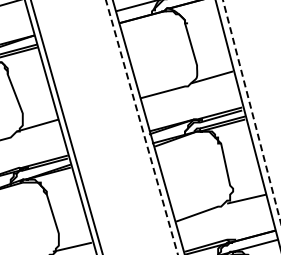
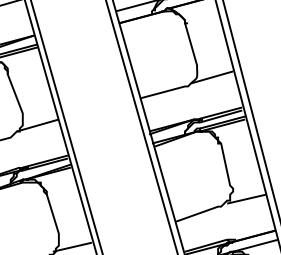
line: dashed -> solid (251, 111)
line: dashed -> solid (142, 127)
